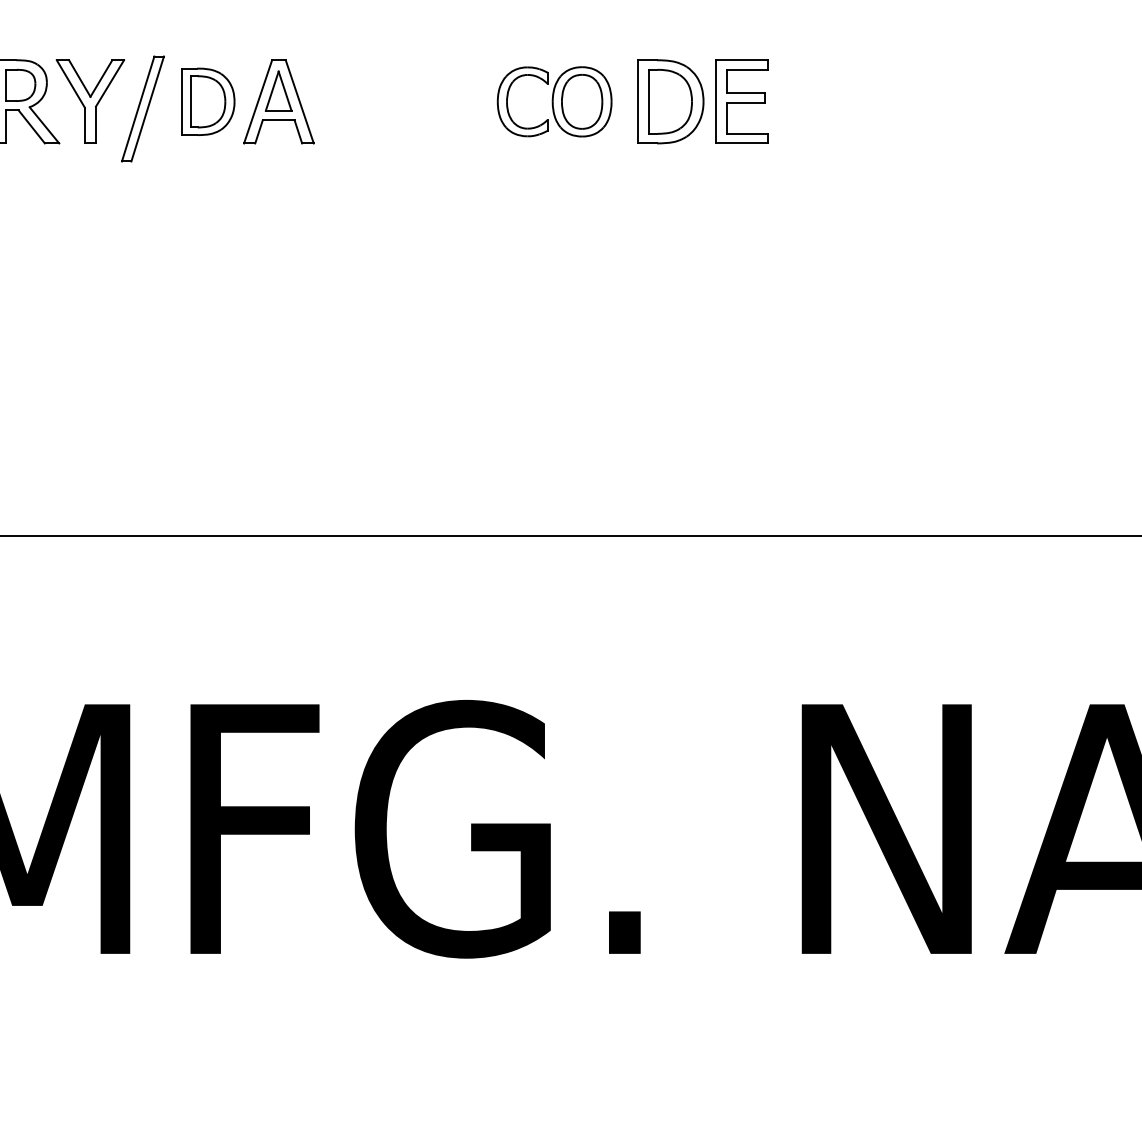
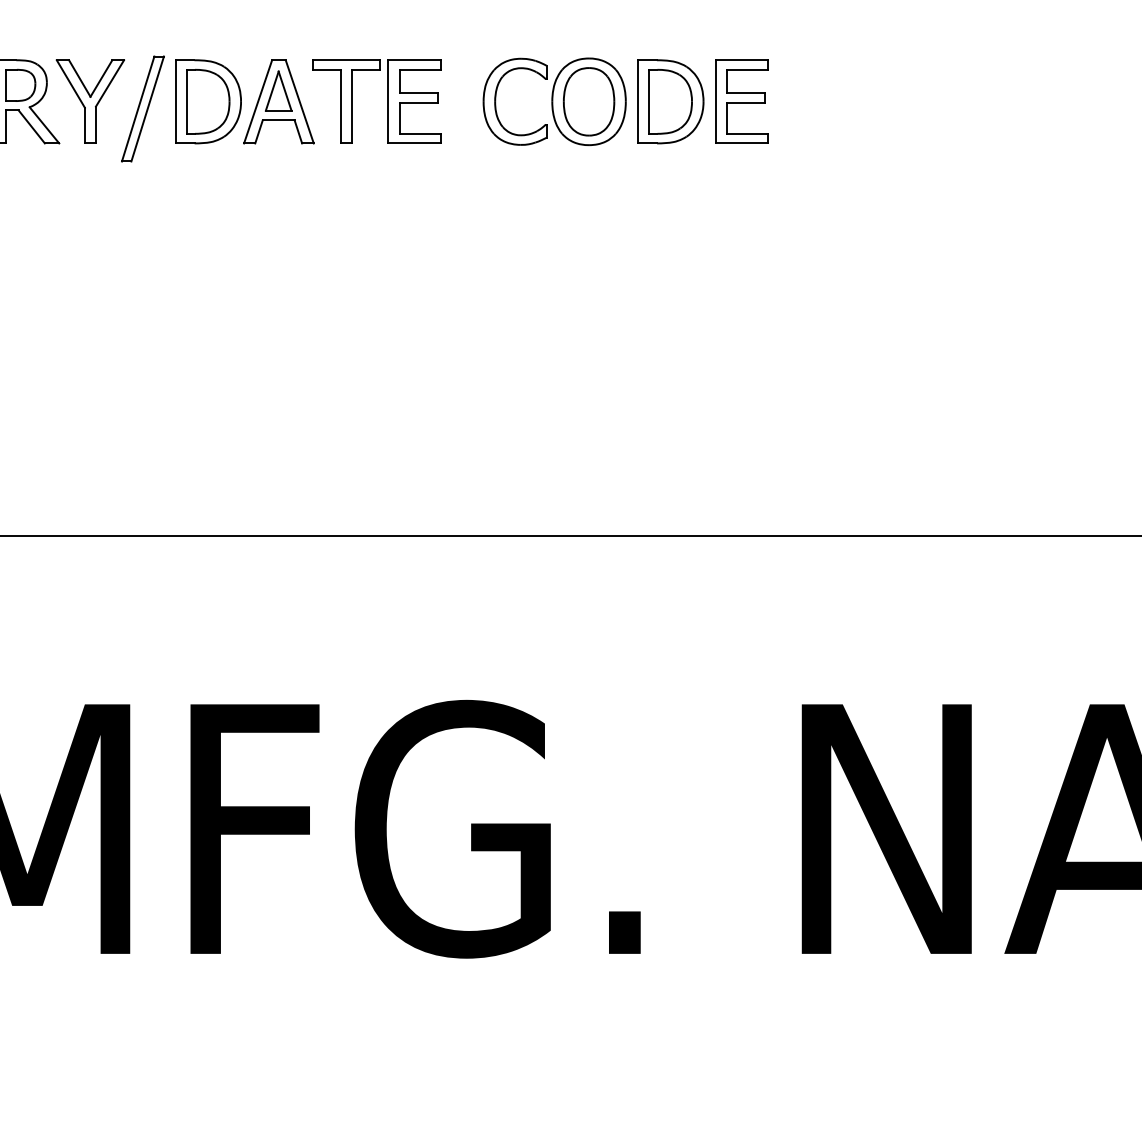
part size: 55x69 px -> 67x86 px (208, 101)
part: none -> present (387, 101)
part size: 117x72 px -> 145x90 px (554, 101)
